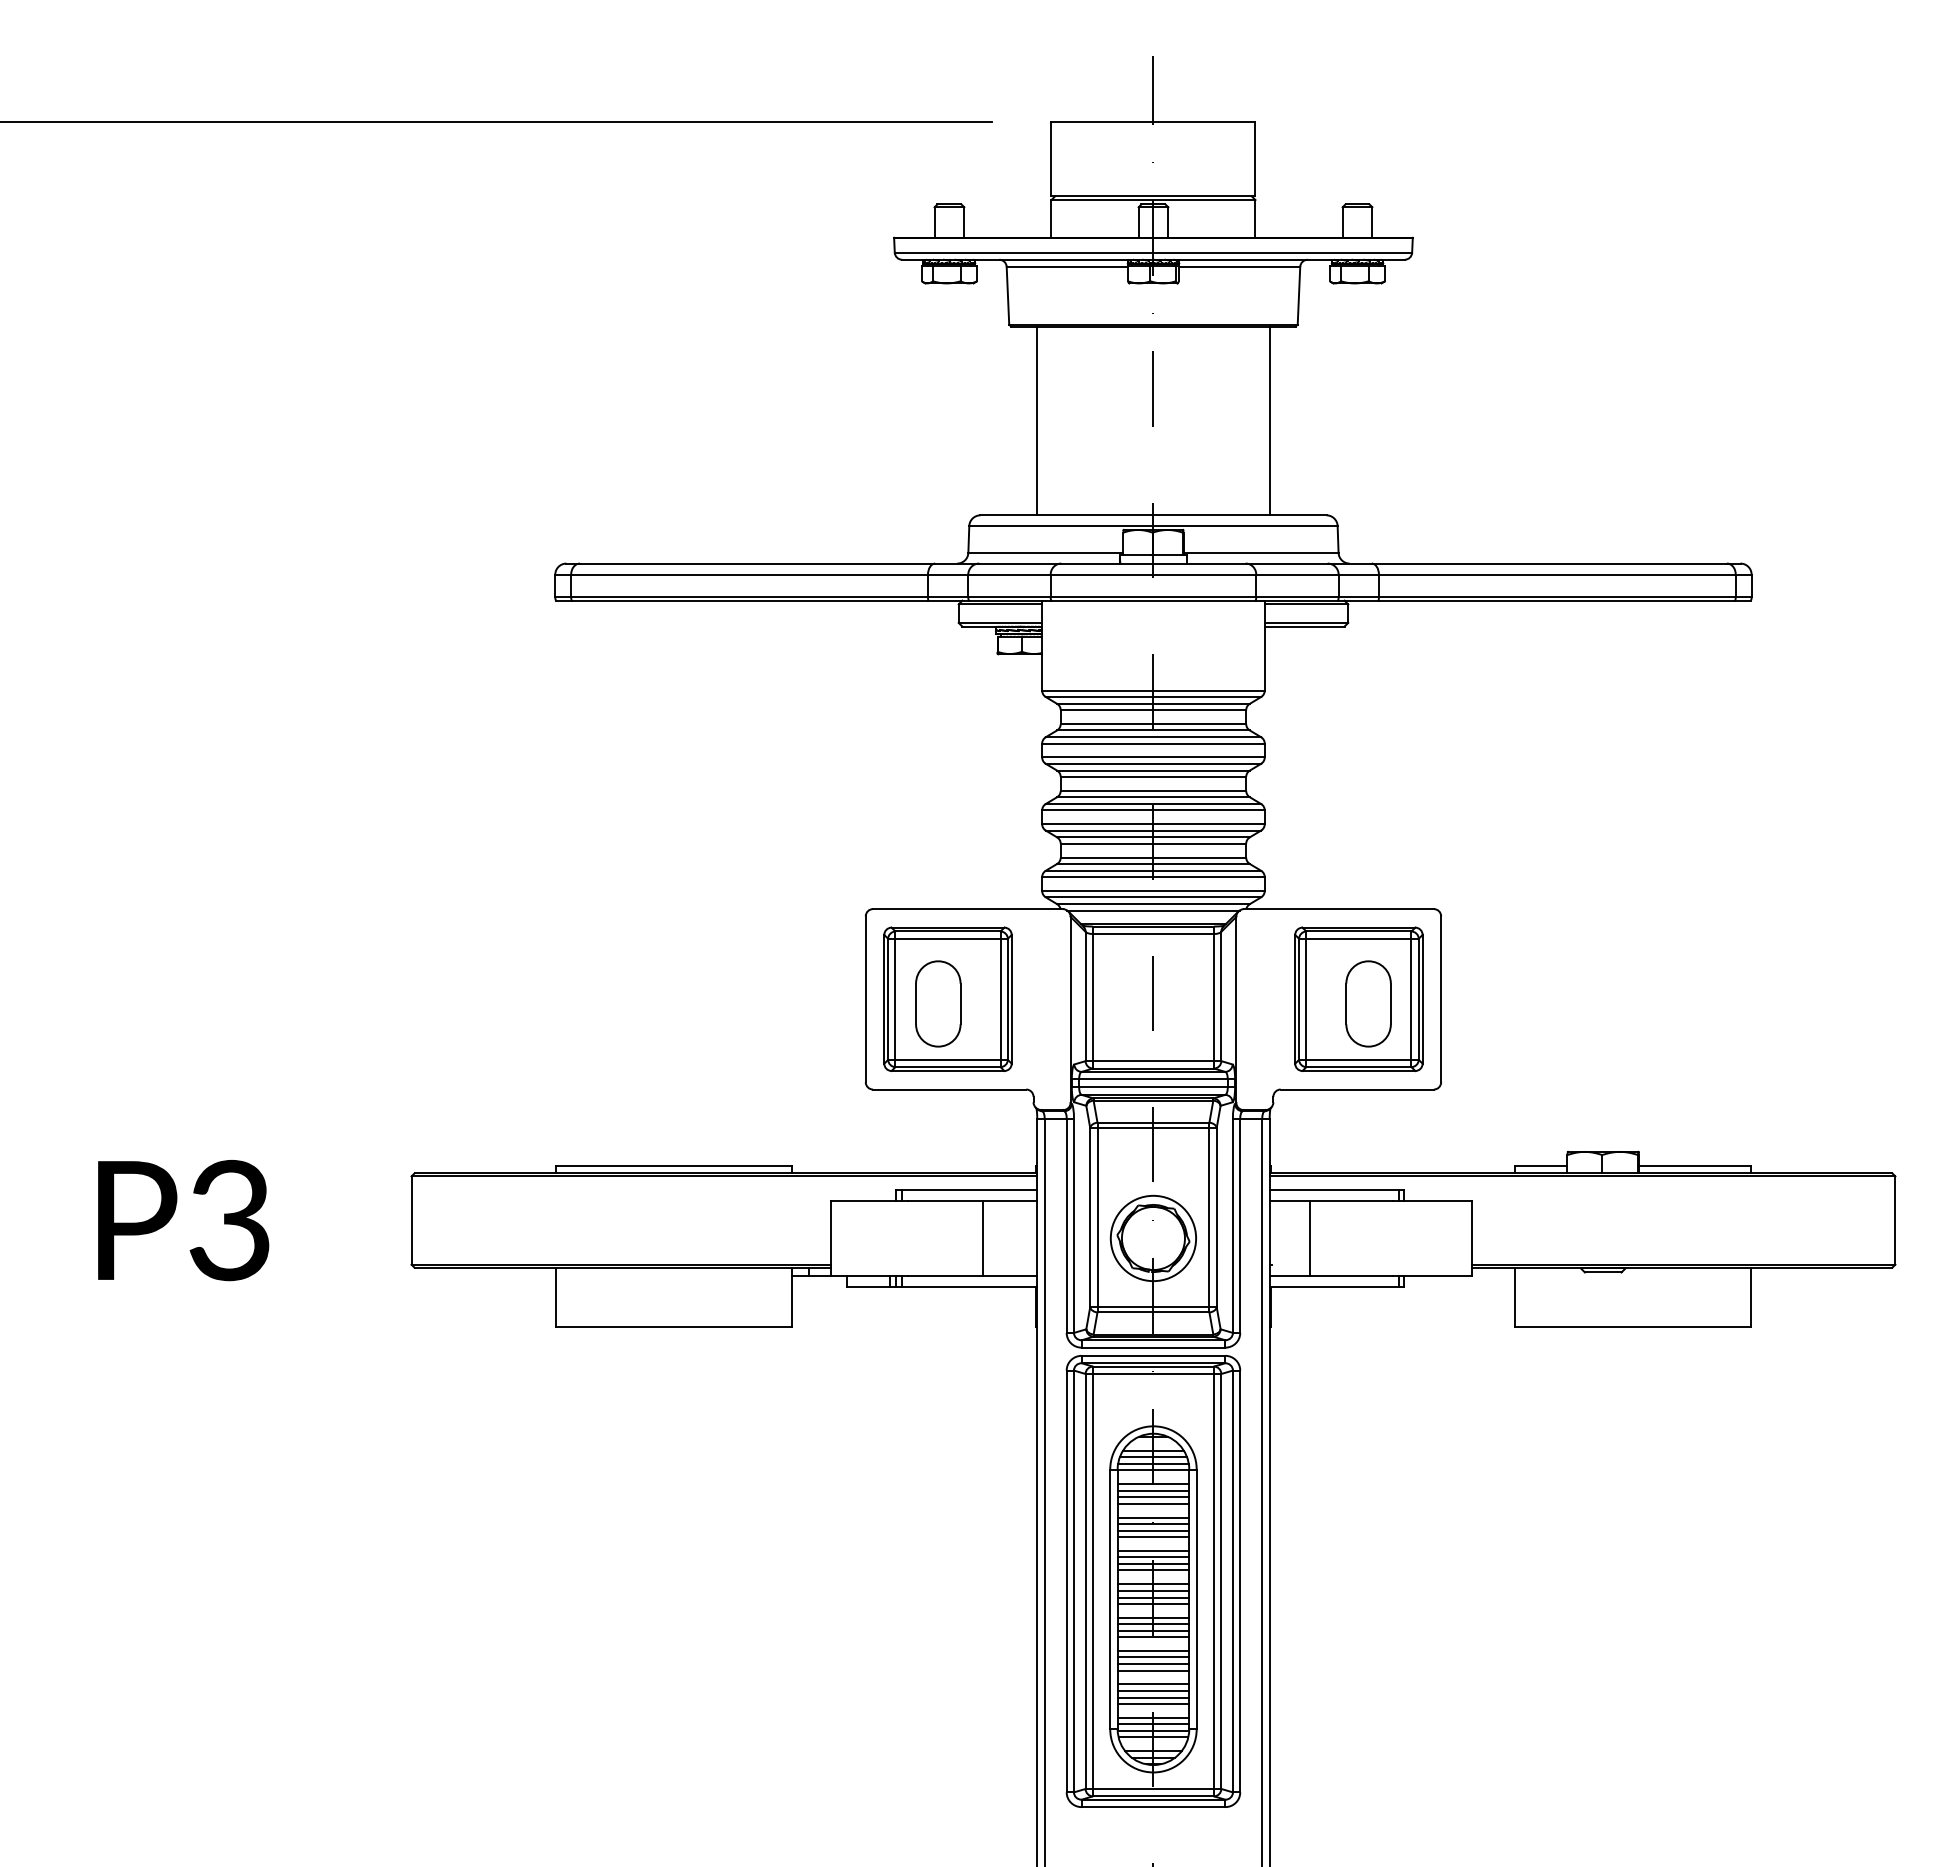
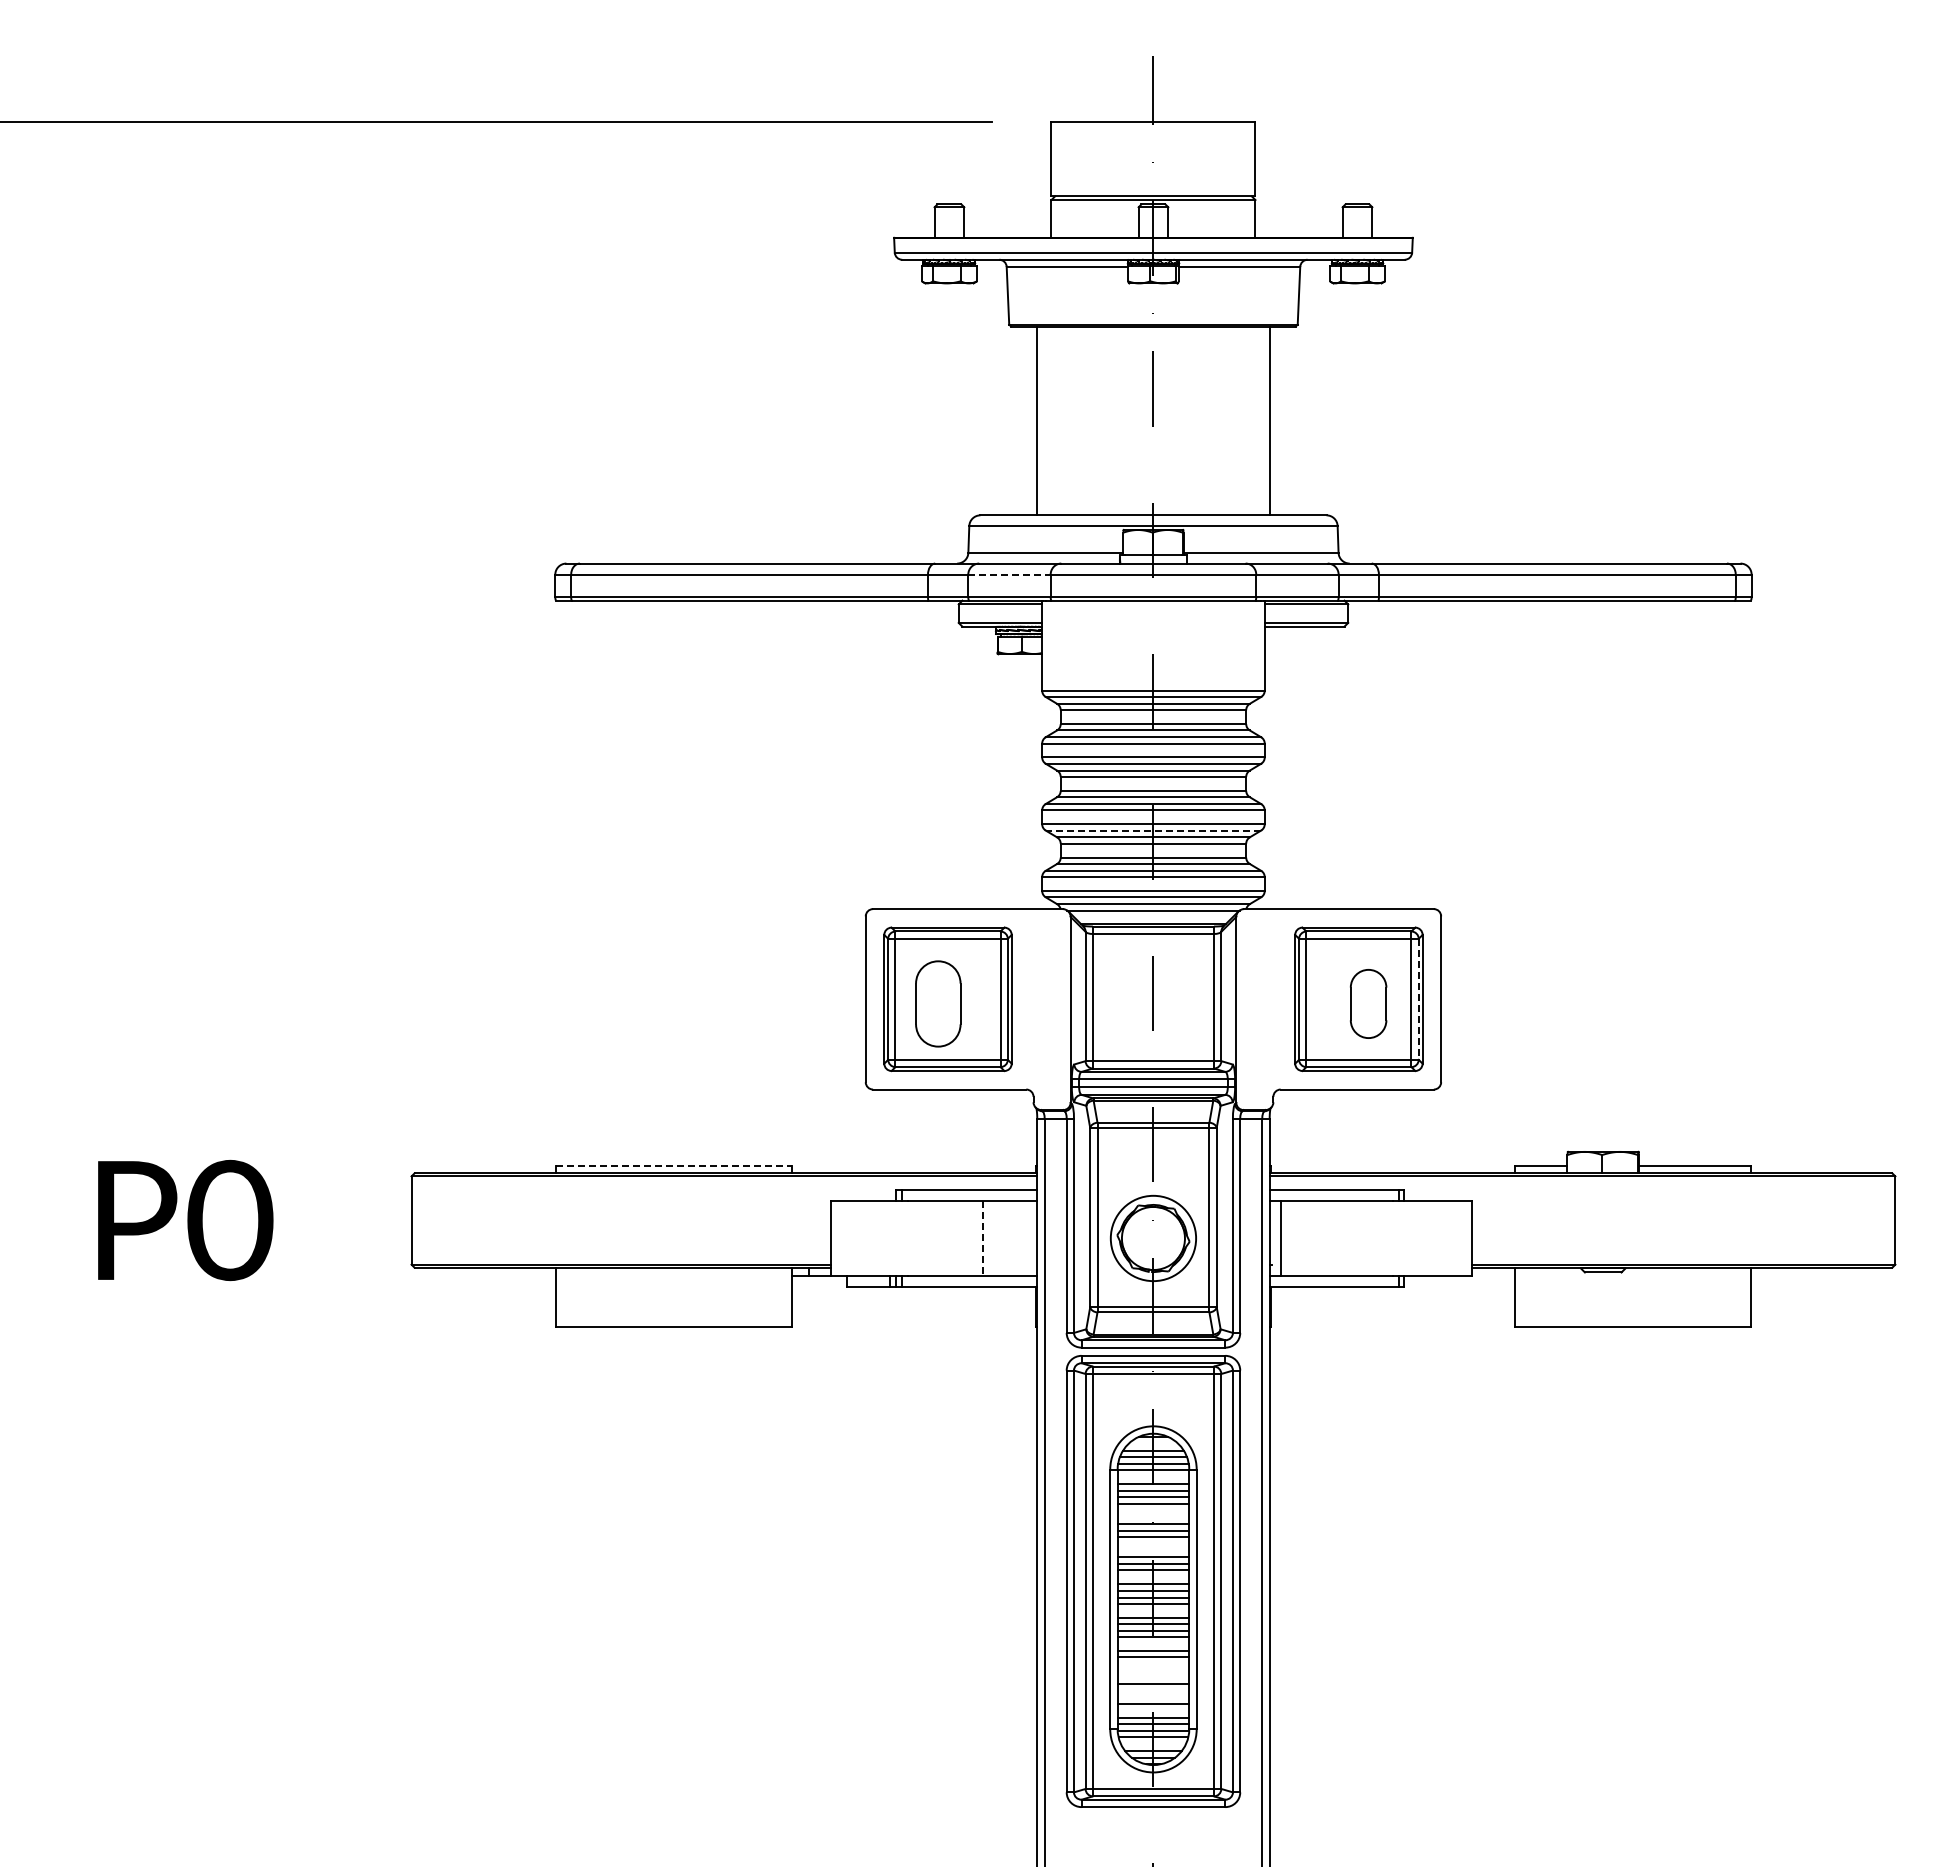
line: solid -> dashed (1009, 574)
line: solid -> dashed (1153, 830)
line: solid -> dashed (1418, 999)
part size: 47x88 px -> 39x70 px (1368, 1003)
line: solid -> dashed (673, 1166)
text: P3 -> P0 (230, 1220)
line: solid -> dashed (982, 1238)
line position: (1310, 1238) -> (1281, 1238) (1281, 1238)
line: present -> none (1153, 1517)
line: present -> none (1153, 1550)
line: present -> none (1153, 1664)
line: present -> none (1153, 1670)
line: present -> none (1153, 1690)
line: present -> none (1153, 1697)
